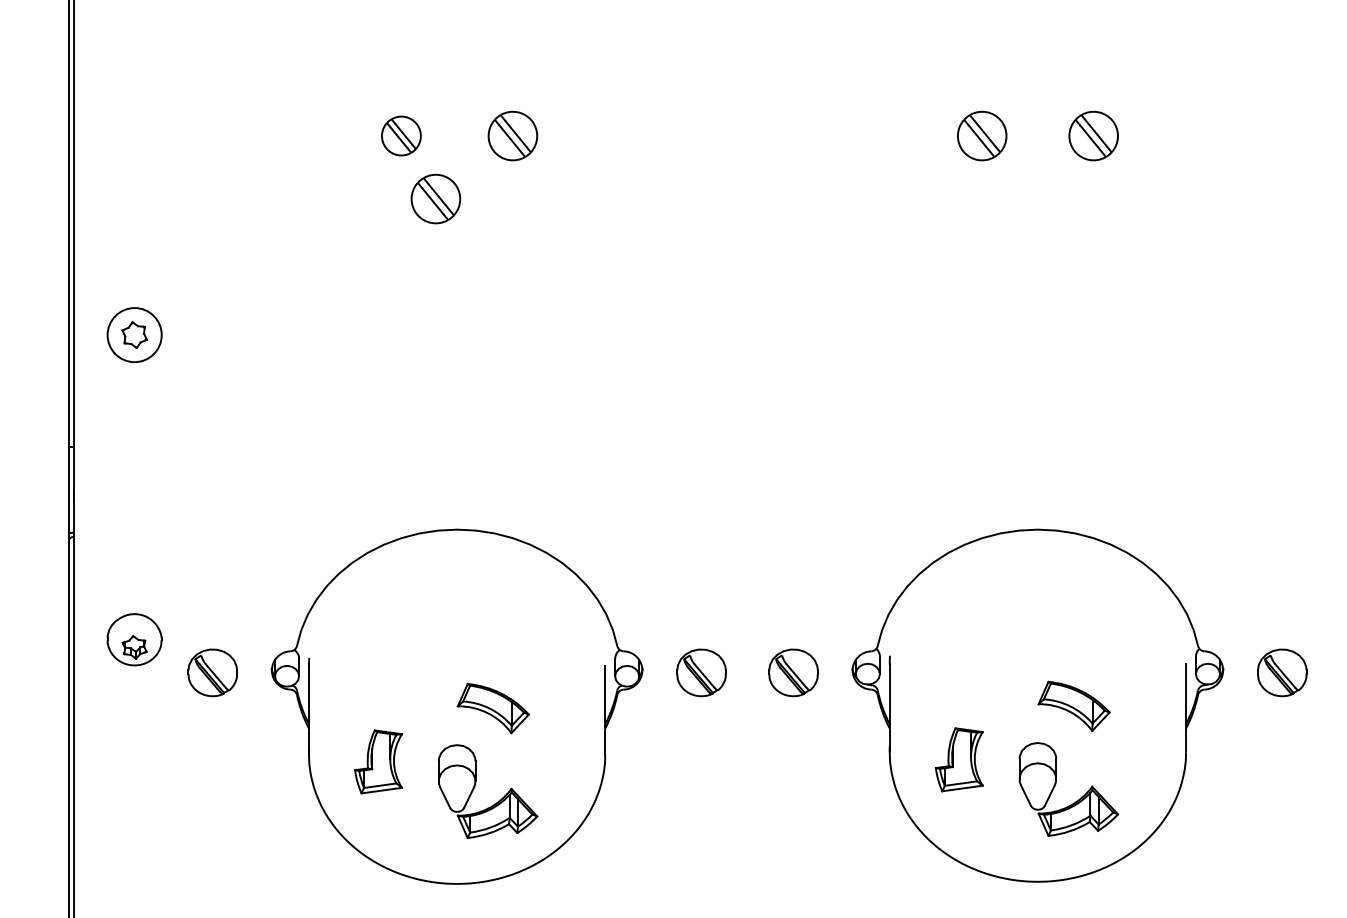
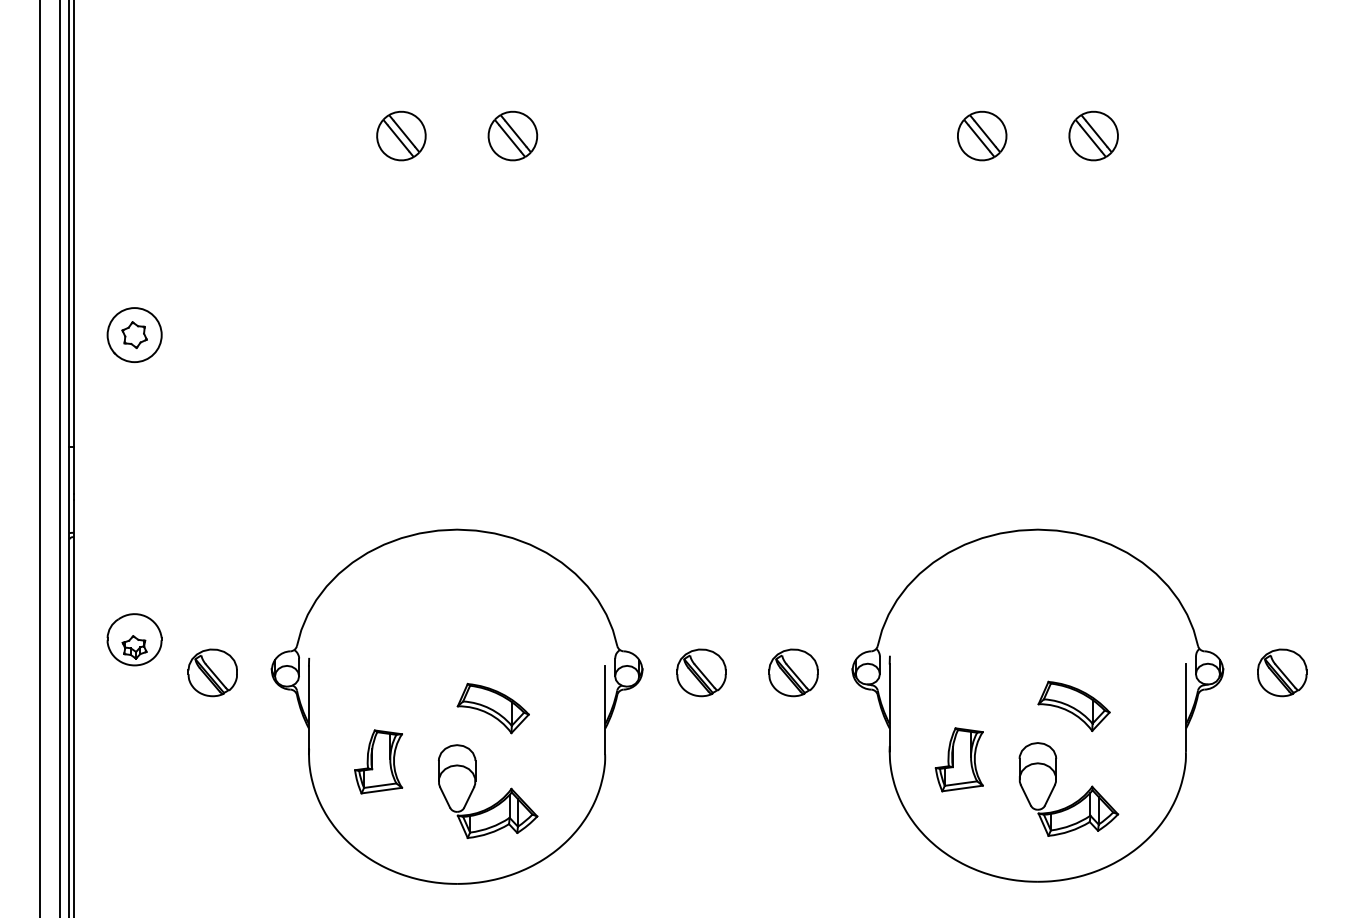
part size: 41x42 px -> 51x52 px (401, 135)
part: present -> none (435, 198)
line: none -> present (40, 458)
line: none -> present (60, 458)
